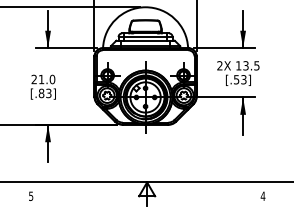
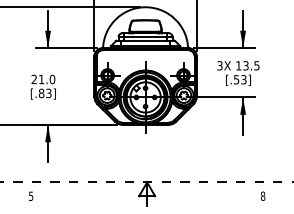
text: 2X -> 3X (219, 65)
line: solid -> dashed (147, 182)
text: 4 -> 8 (262, 195)
